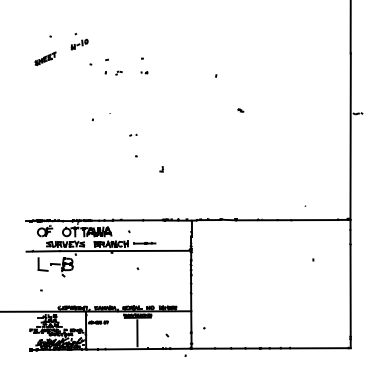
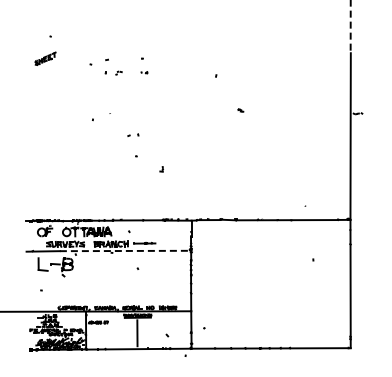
line: solid -> dashed (350, 27)
part: present -> none (79, 41)
part size: 9x4 px -> 13x4 px (133, 134)
line: solid -> dashed (125, 250)
